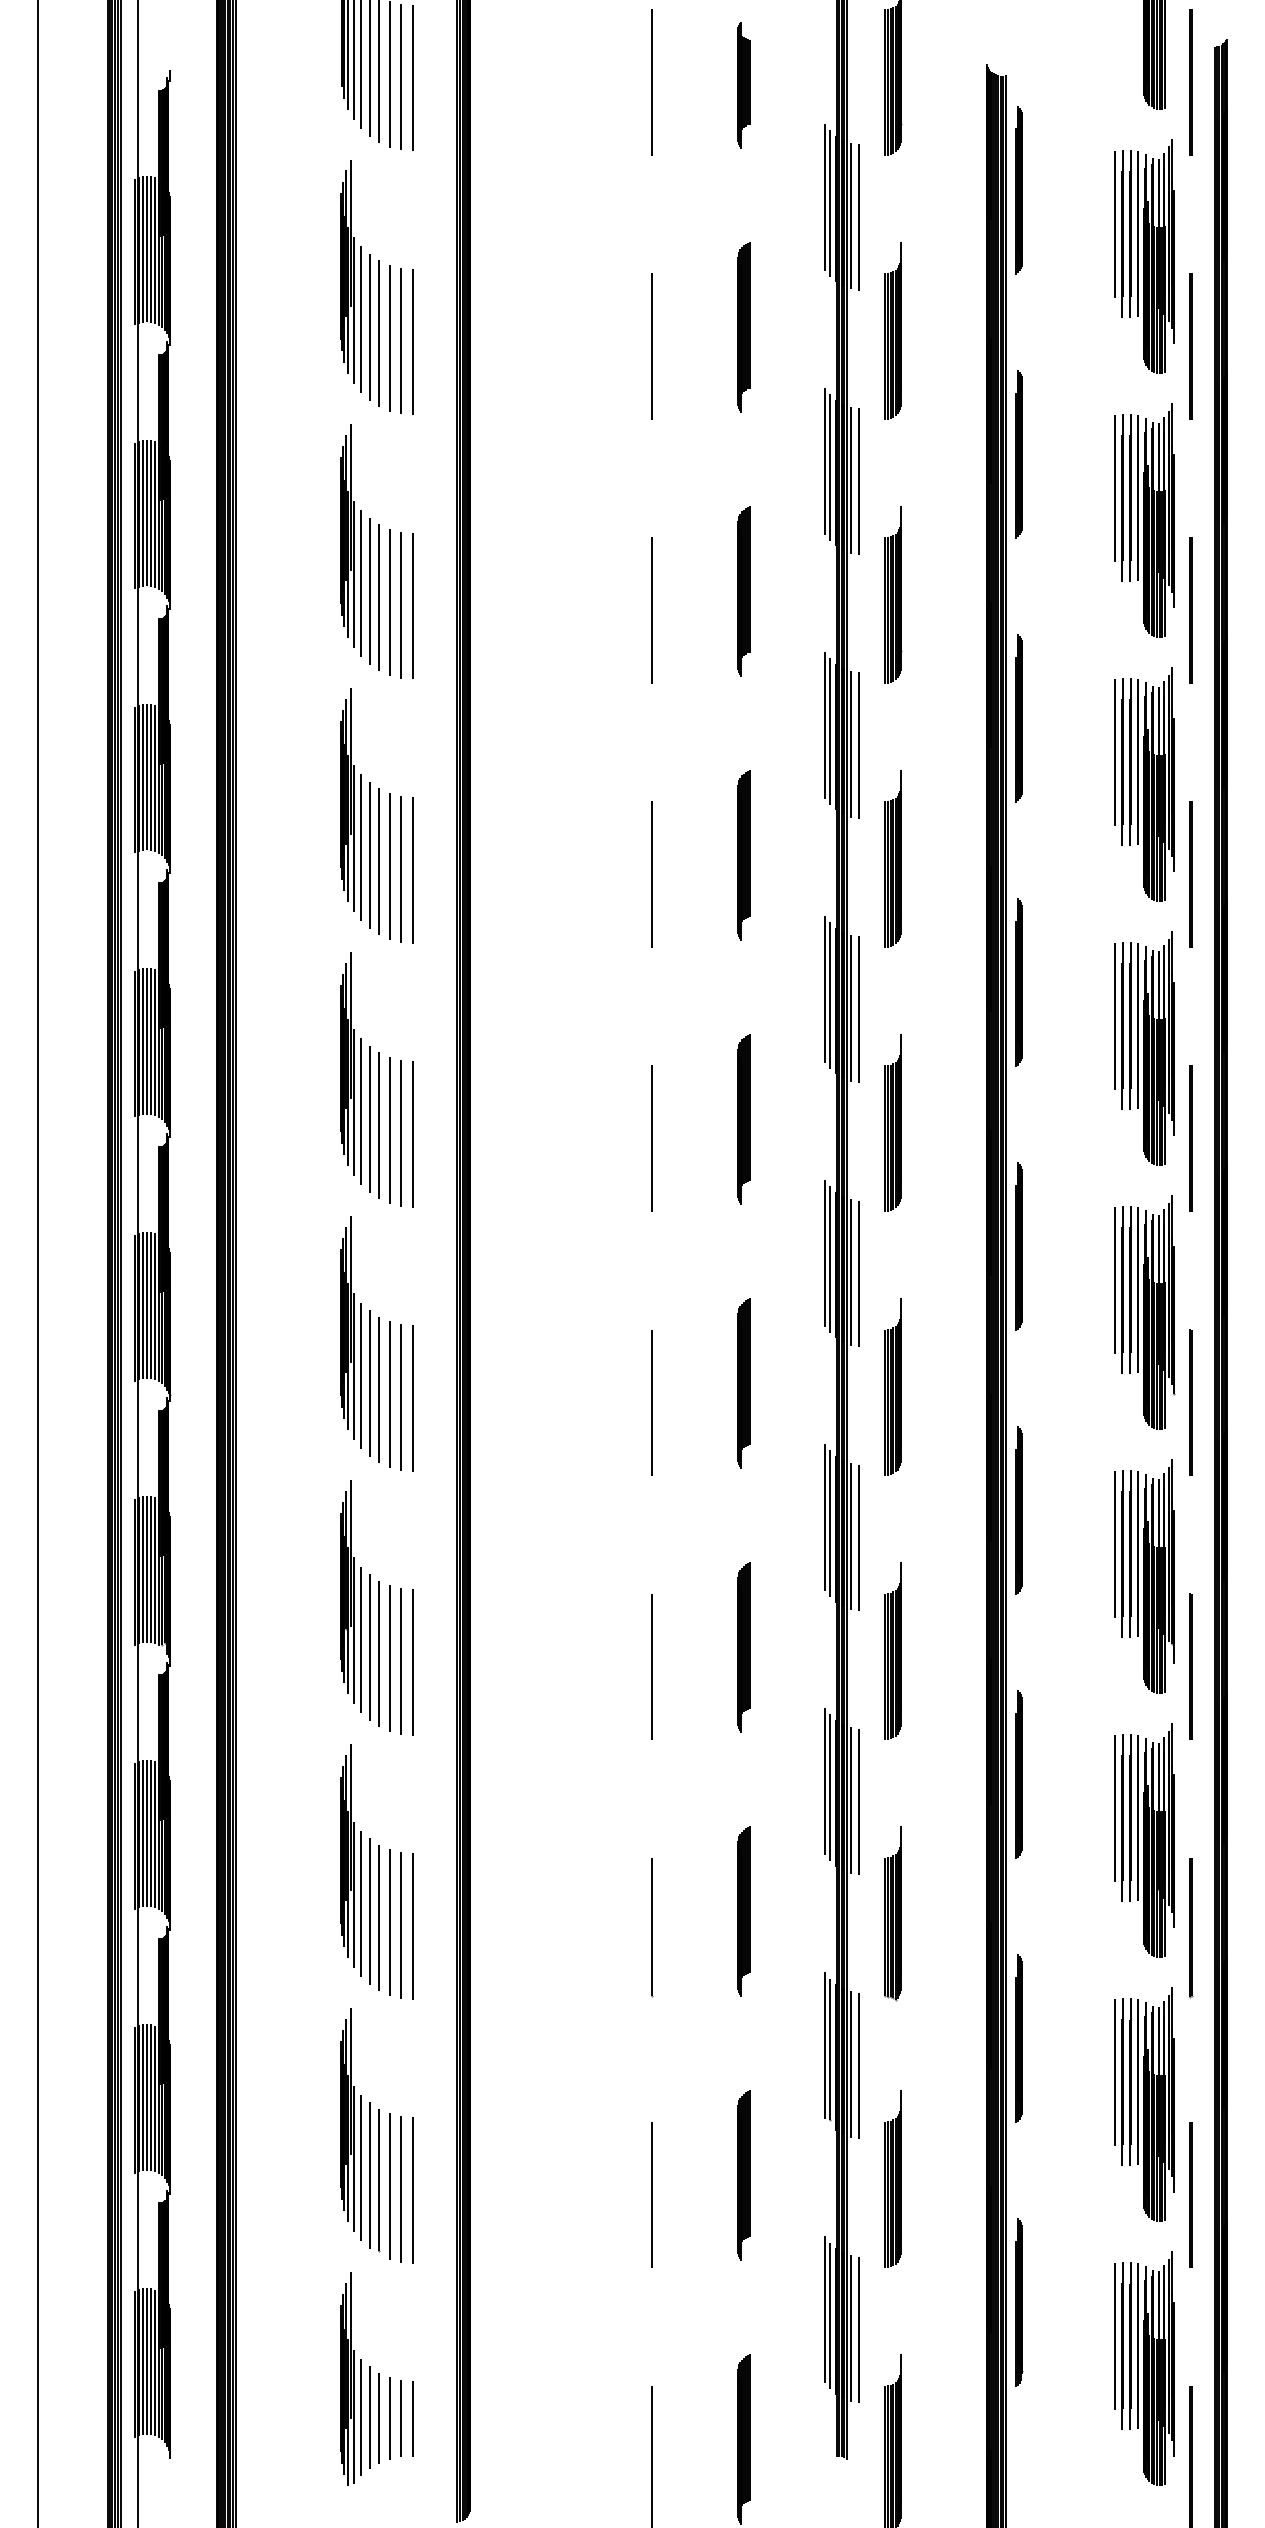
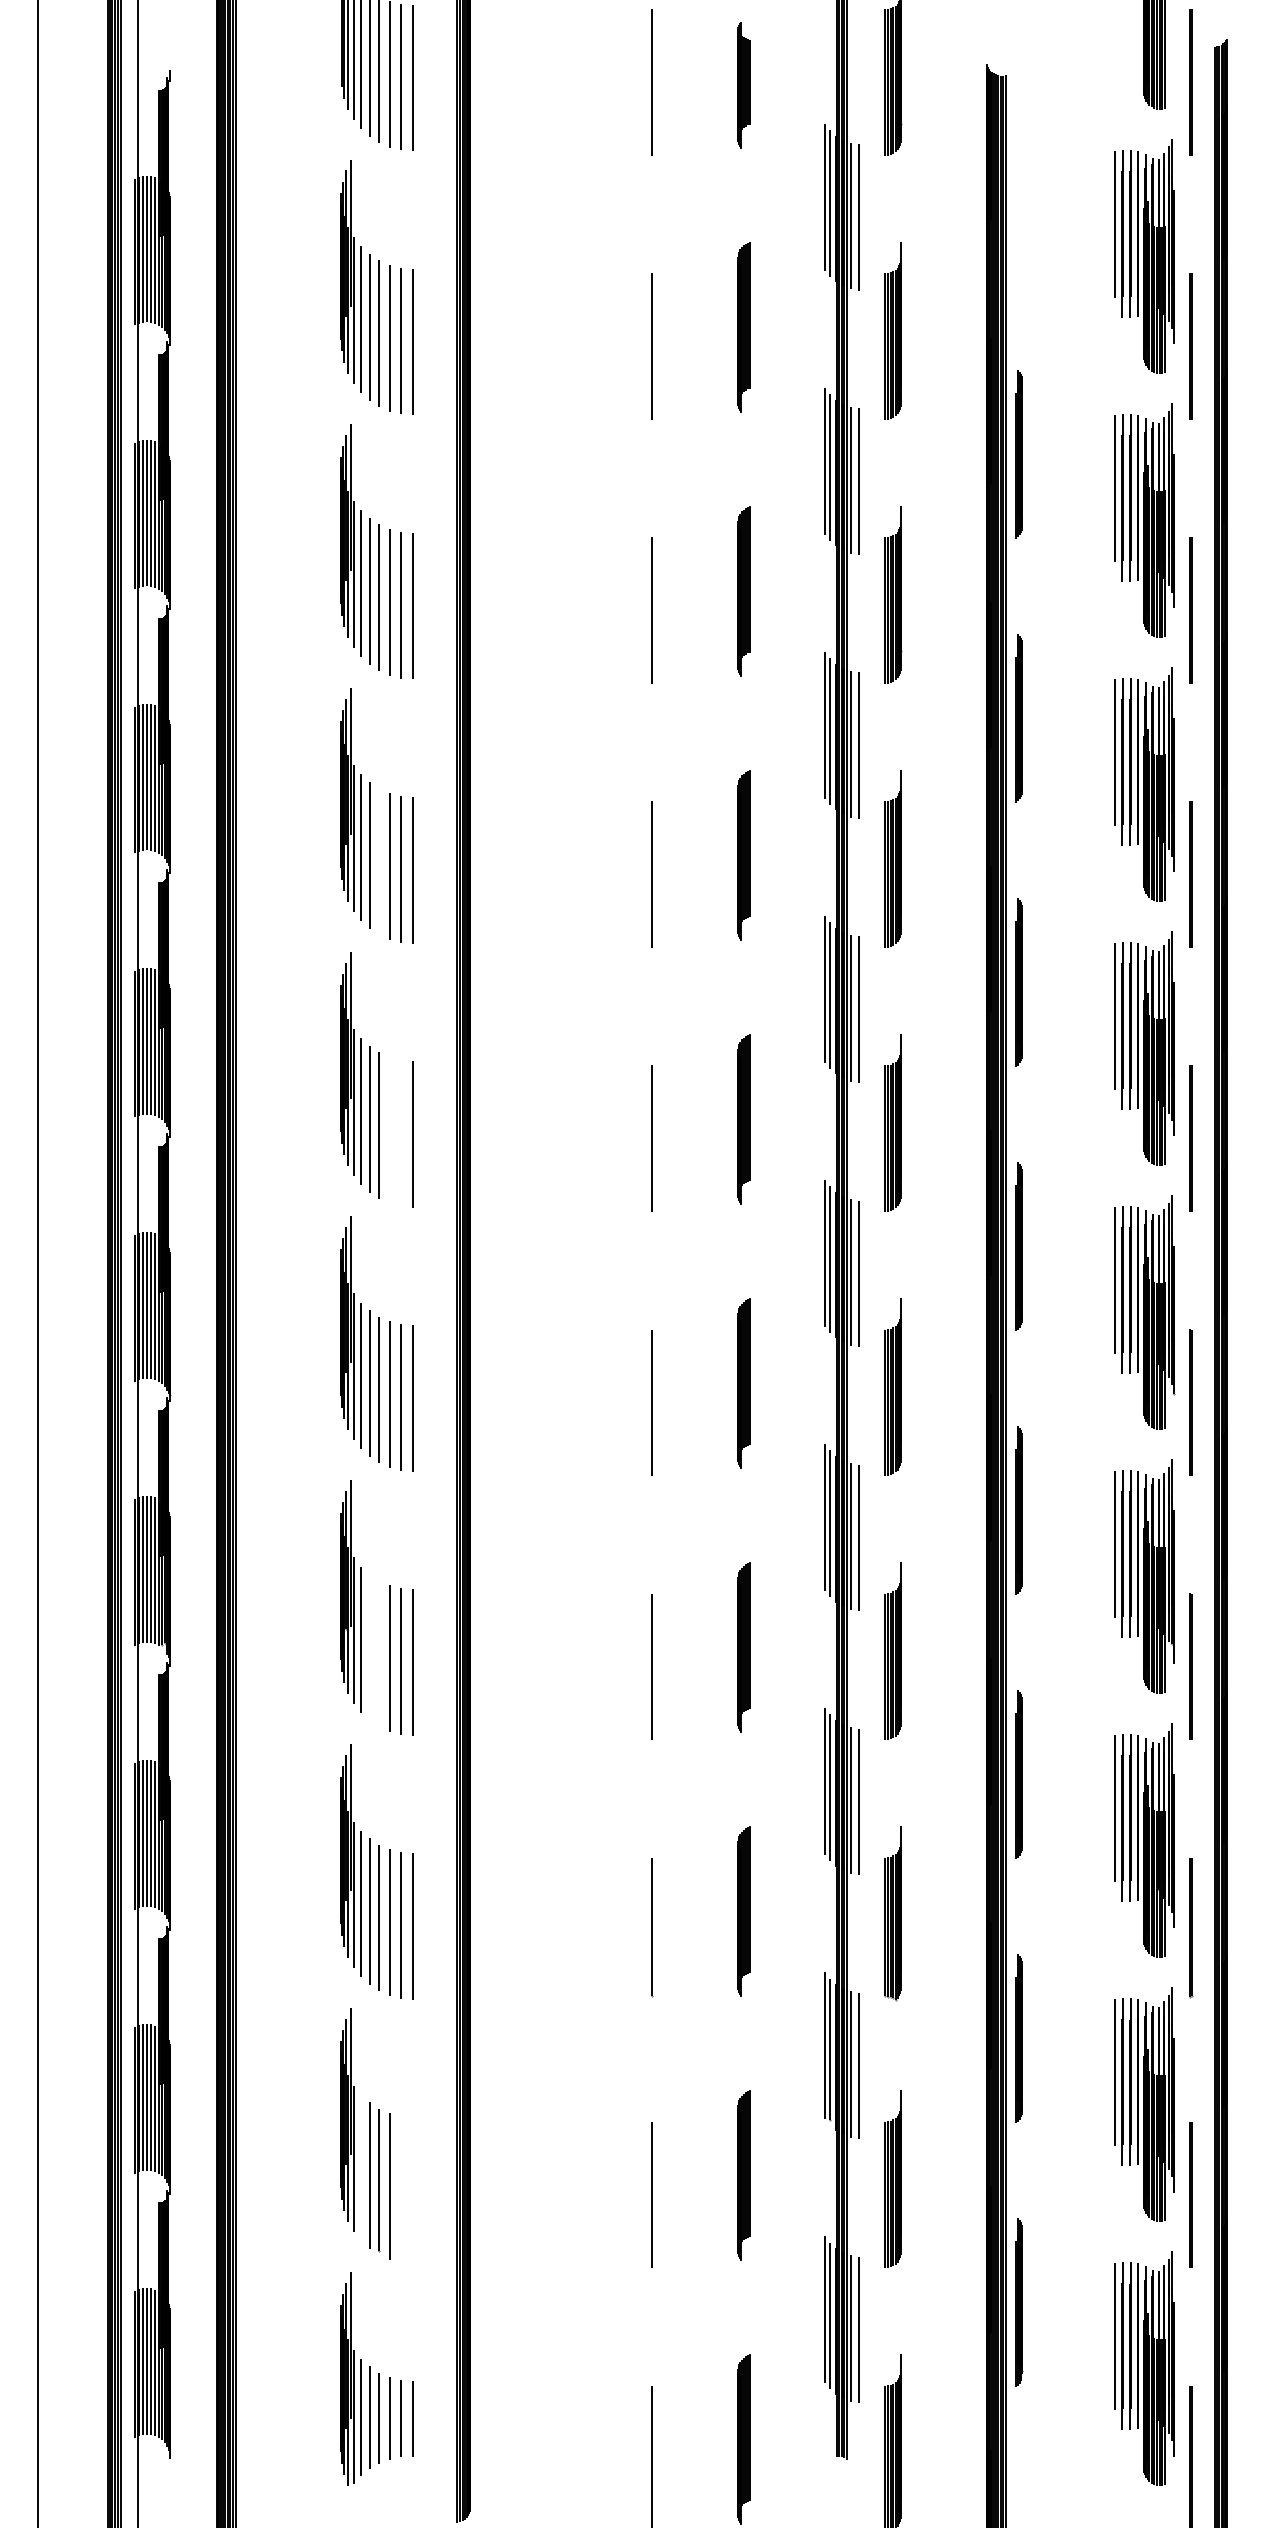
part: present -> none (1018, 190)
line: present -> none (378, 861)
line: present -> none (390, 1130)
line: present -> none (401, 1132)
line: present -> none (369, 1647)
line: present -> none (379, 1653)
line: present -> none (360, 2167)
line: present -> none (400, 2189)
line: present -> none (412, 2190)
